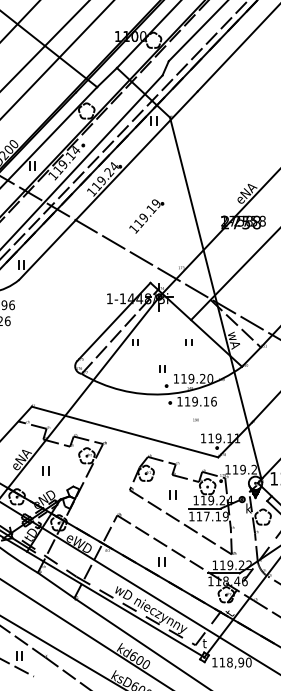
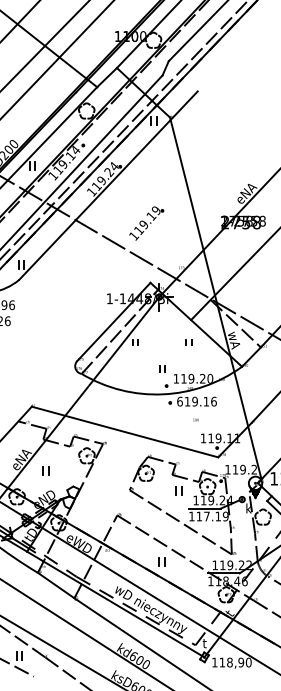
line: present -> none (237, 48)
part position: (146, 216) -> (146, 223) (146, 223)
text: 119.16 -> 619.16 (179, 401)
part position: (172, 494) -> (178, 490) (178, 490)
